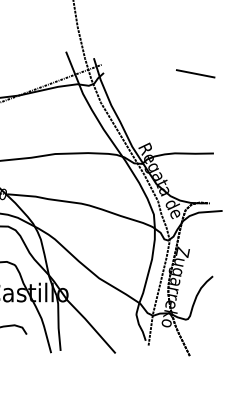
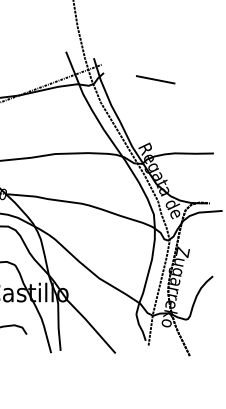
line position: (195, 73) -> (155, 79) (155, 79)
